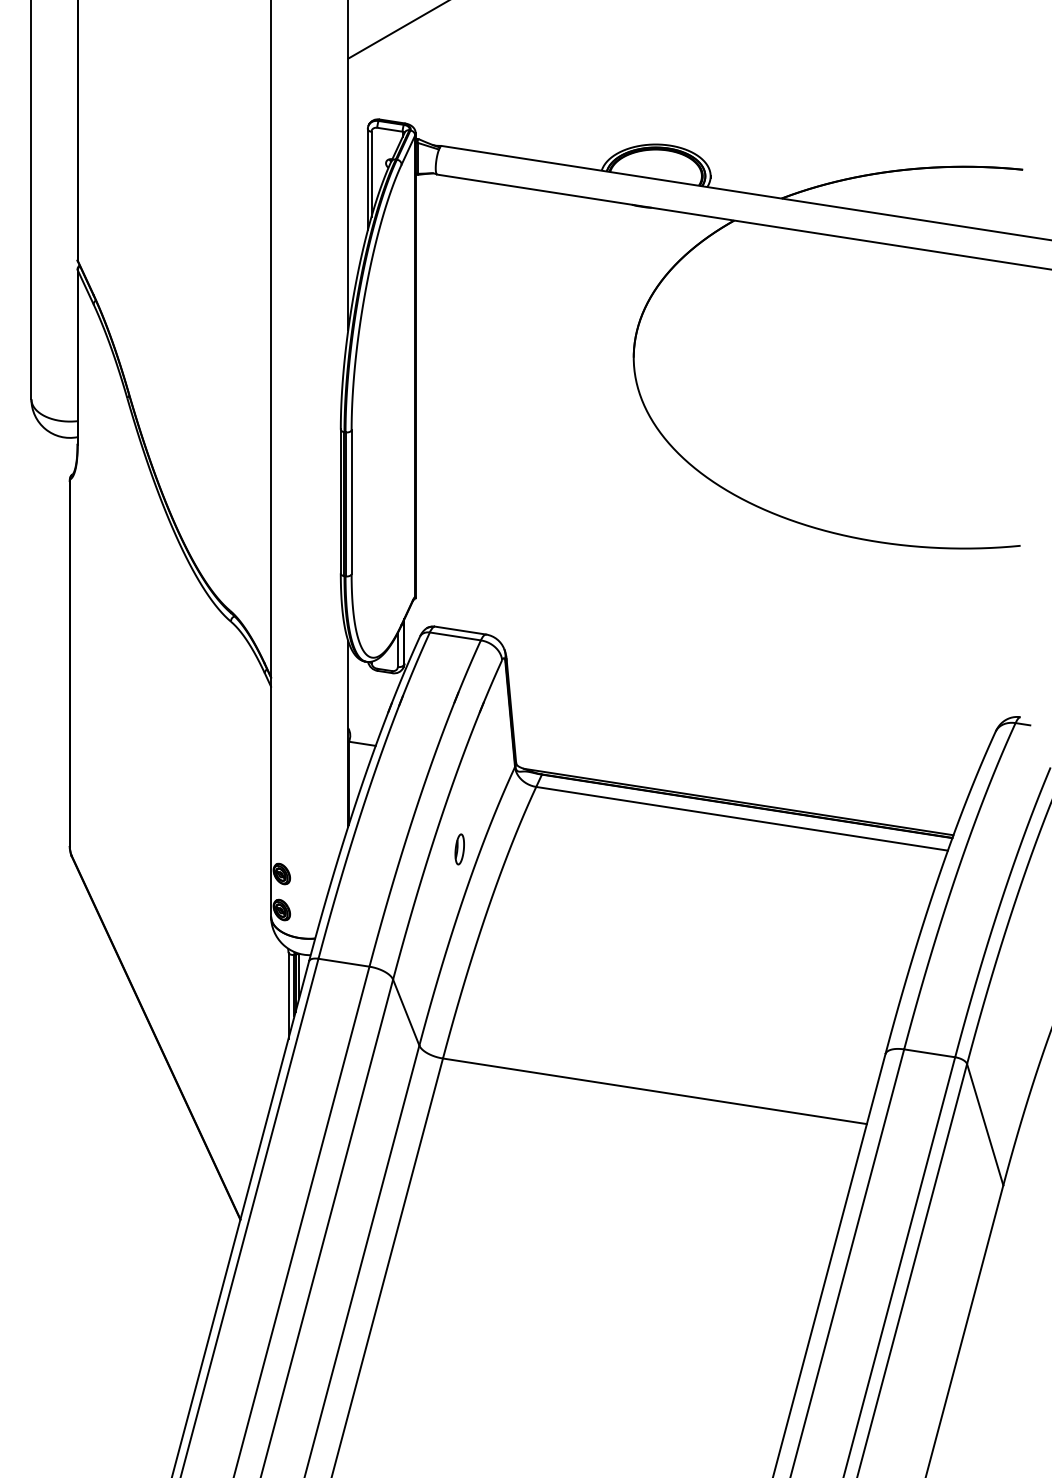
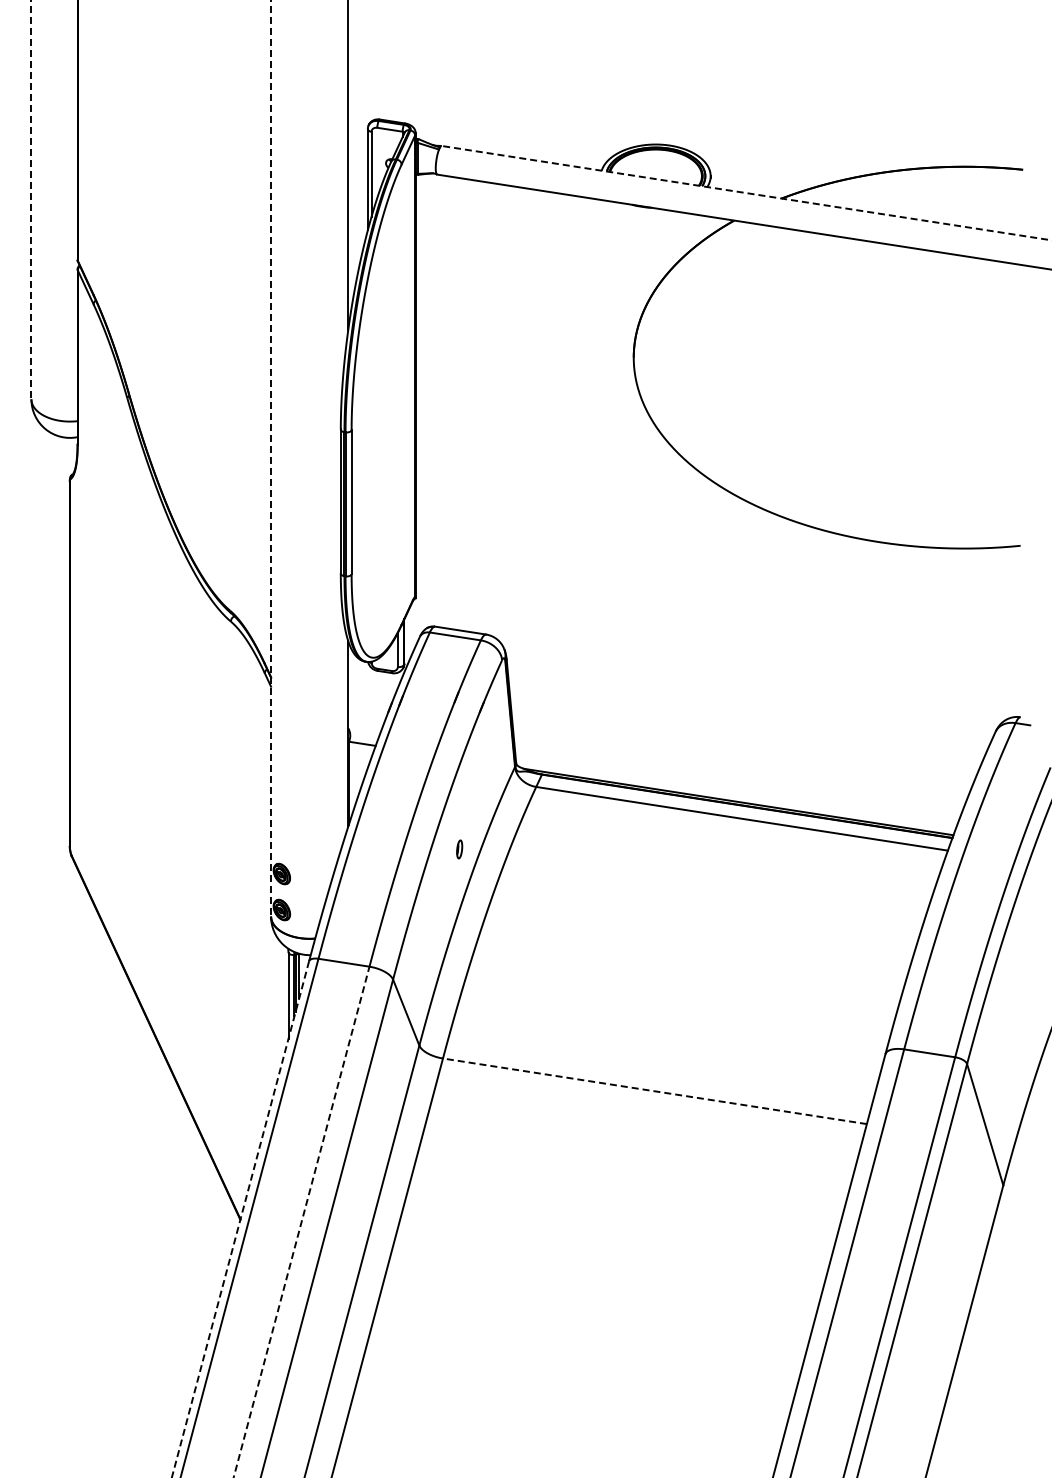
line: present -> none (397, 30)
line: solid -> dashed (746, 193)
line: solid -> dashed (31, 200)
line: solid -> dashed (271, 458)
part size: 11x33 px -> 8x21 px (459, 849)
line: solid -> dashed (654, 1091)
line: solid -> dashed (240, 1220)
line: solid -> dashed (301, 1221)
